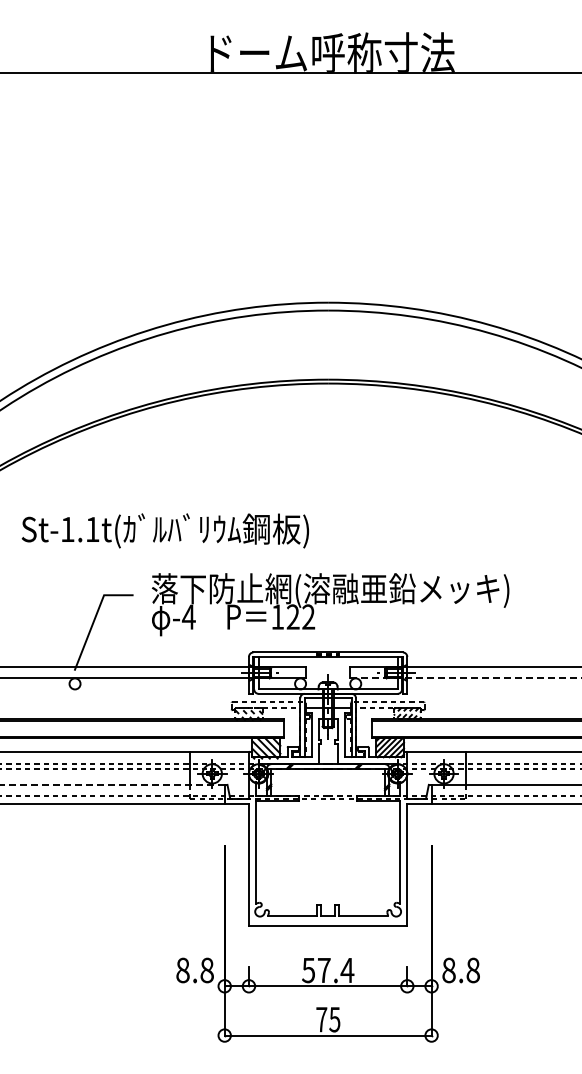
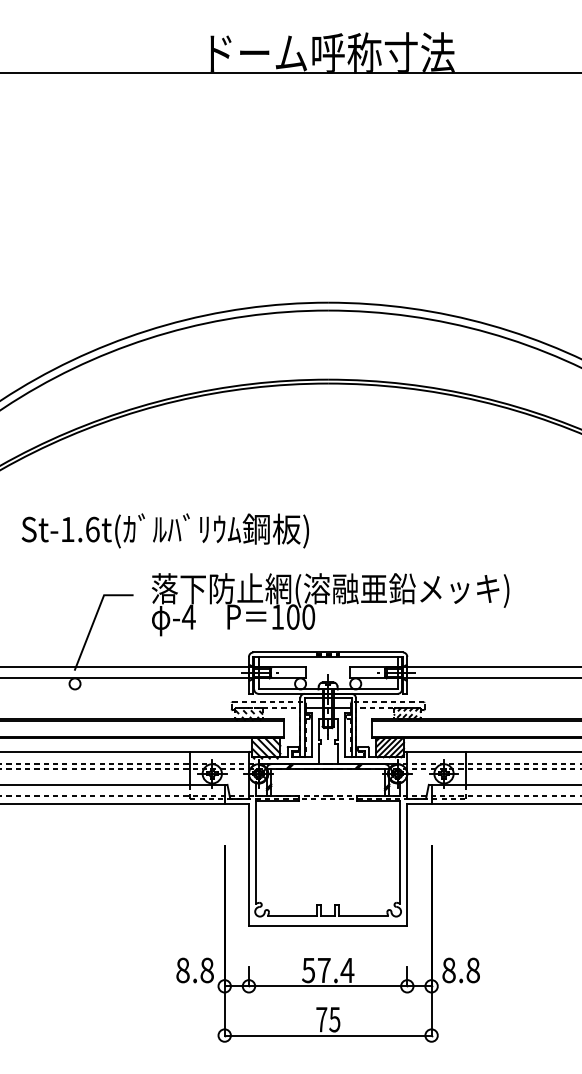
text: St-1.1t( -> St-1.6t( (92, 529)
text: 122 -> 100 (300, 616)
line: dashed -> solid (466, 678)
line: dashed -> solid (112, 784)
